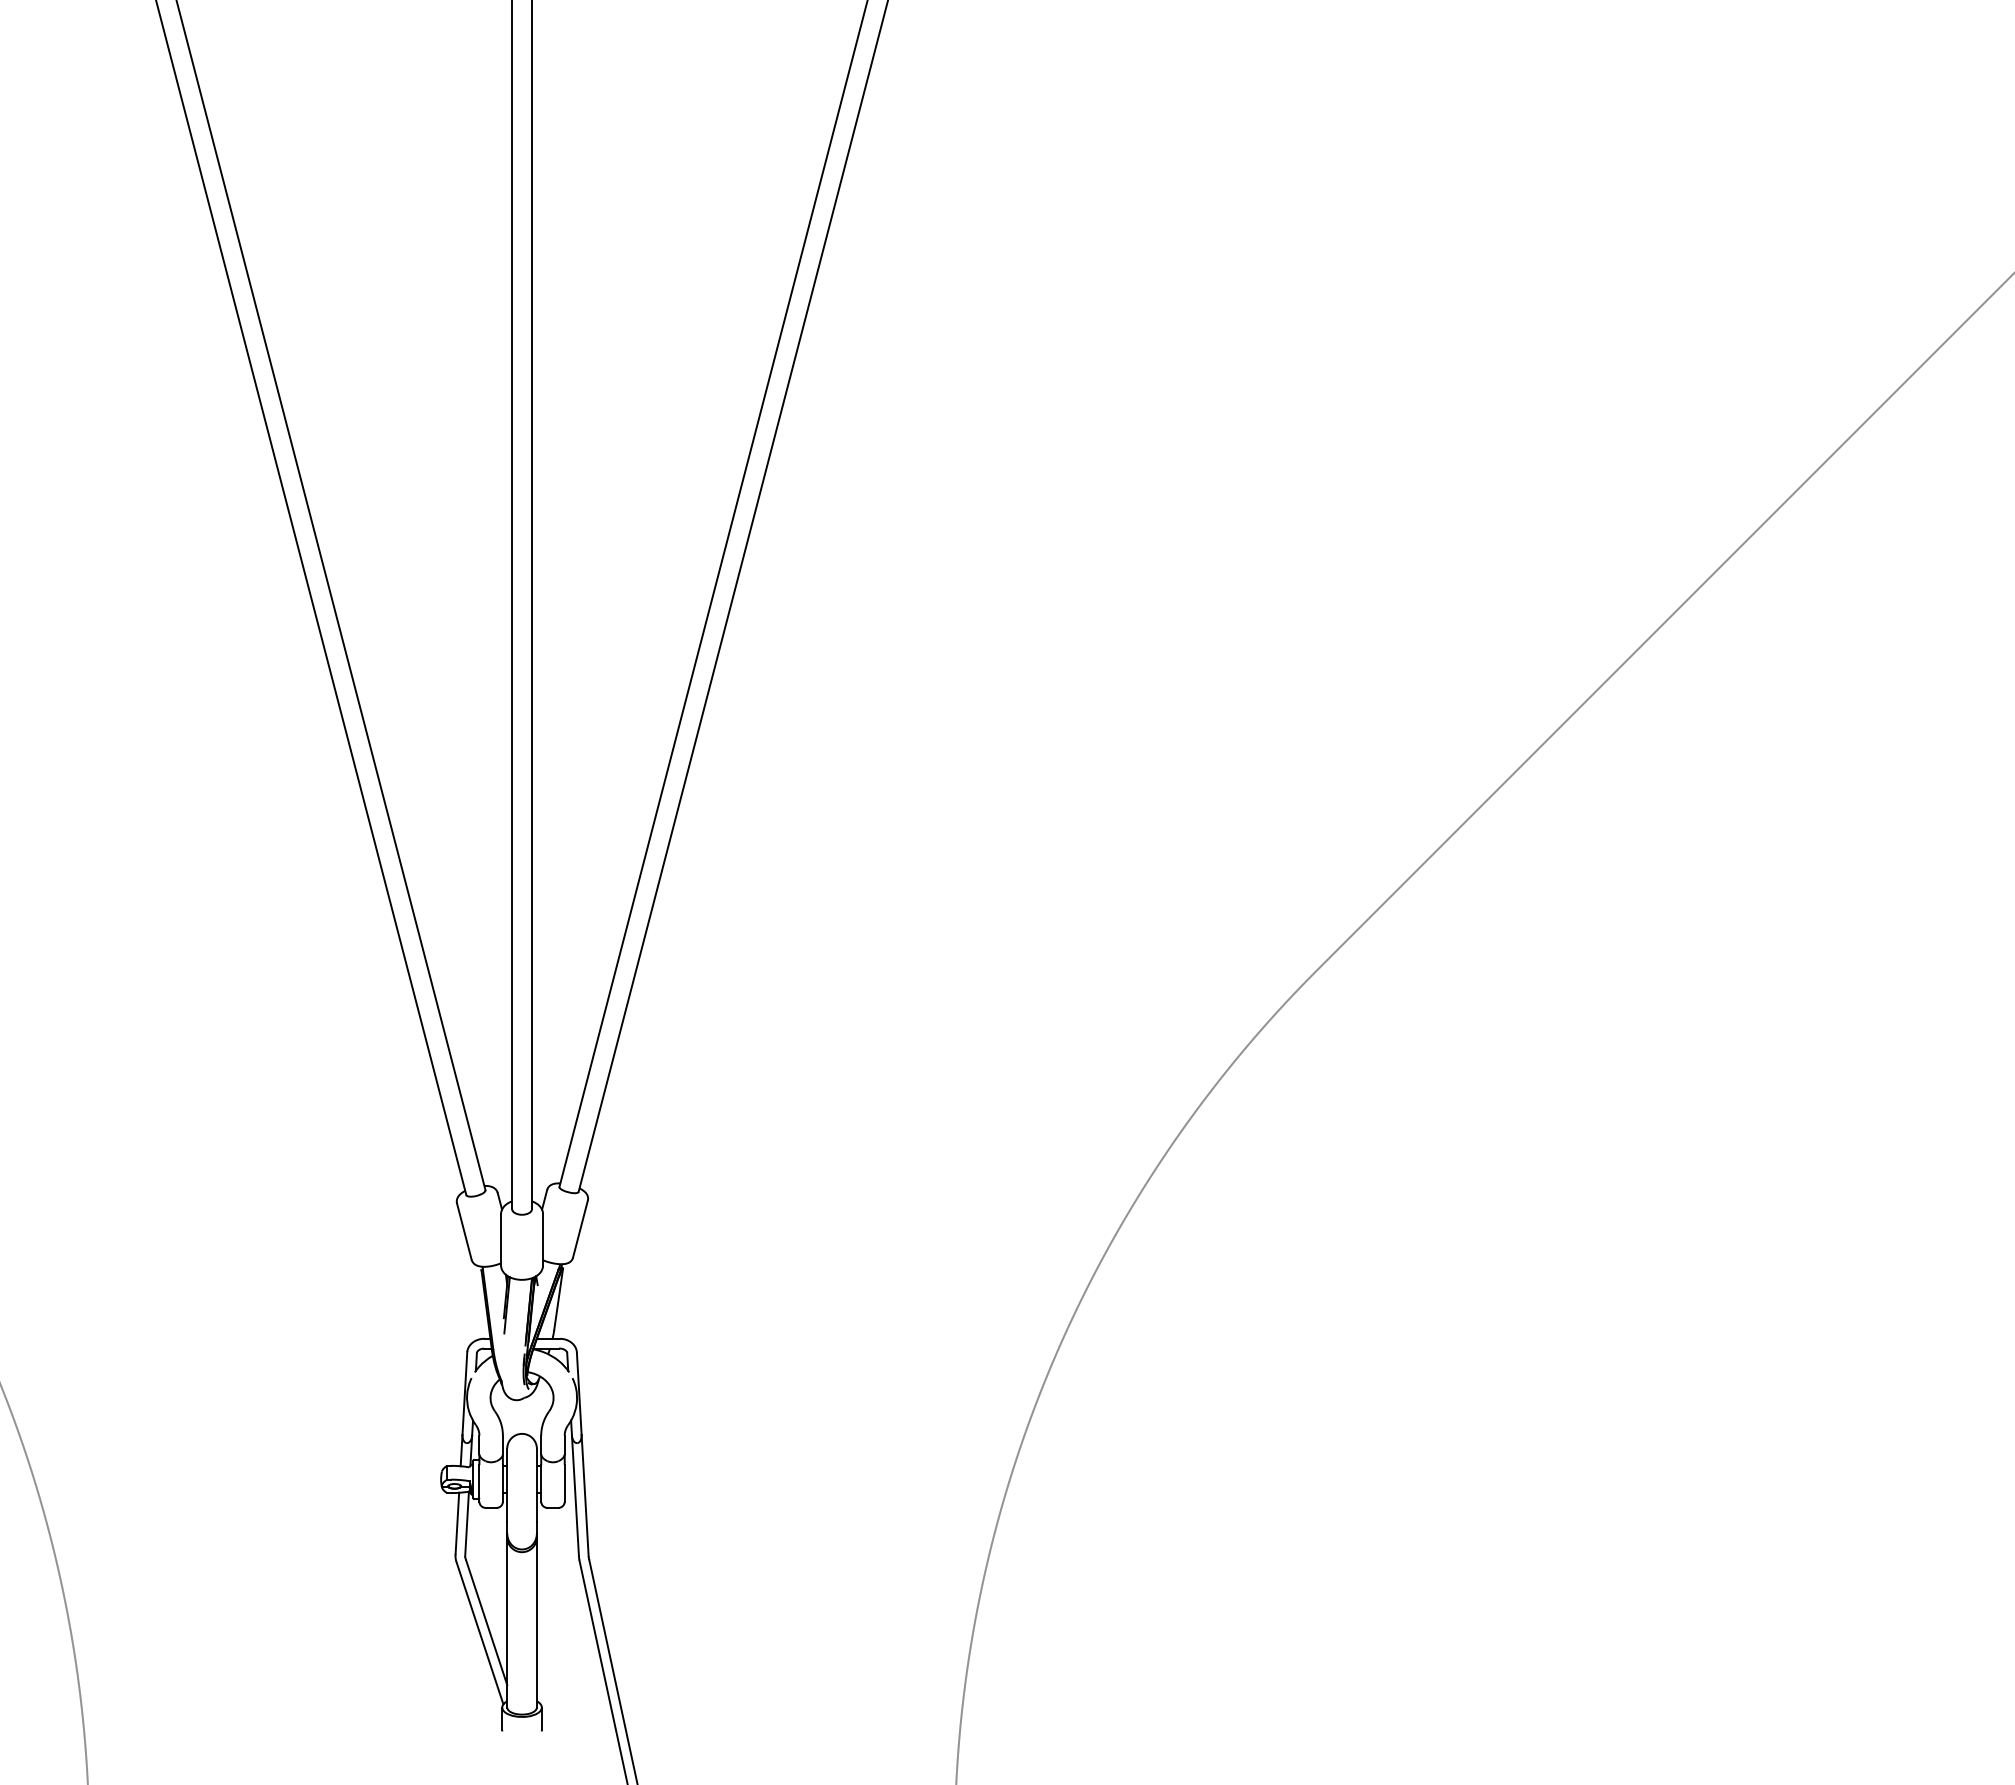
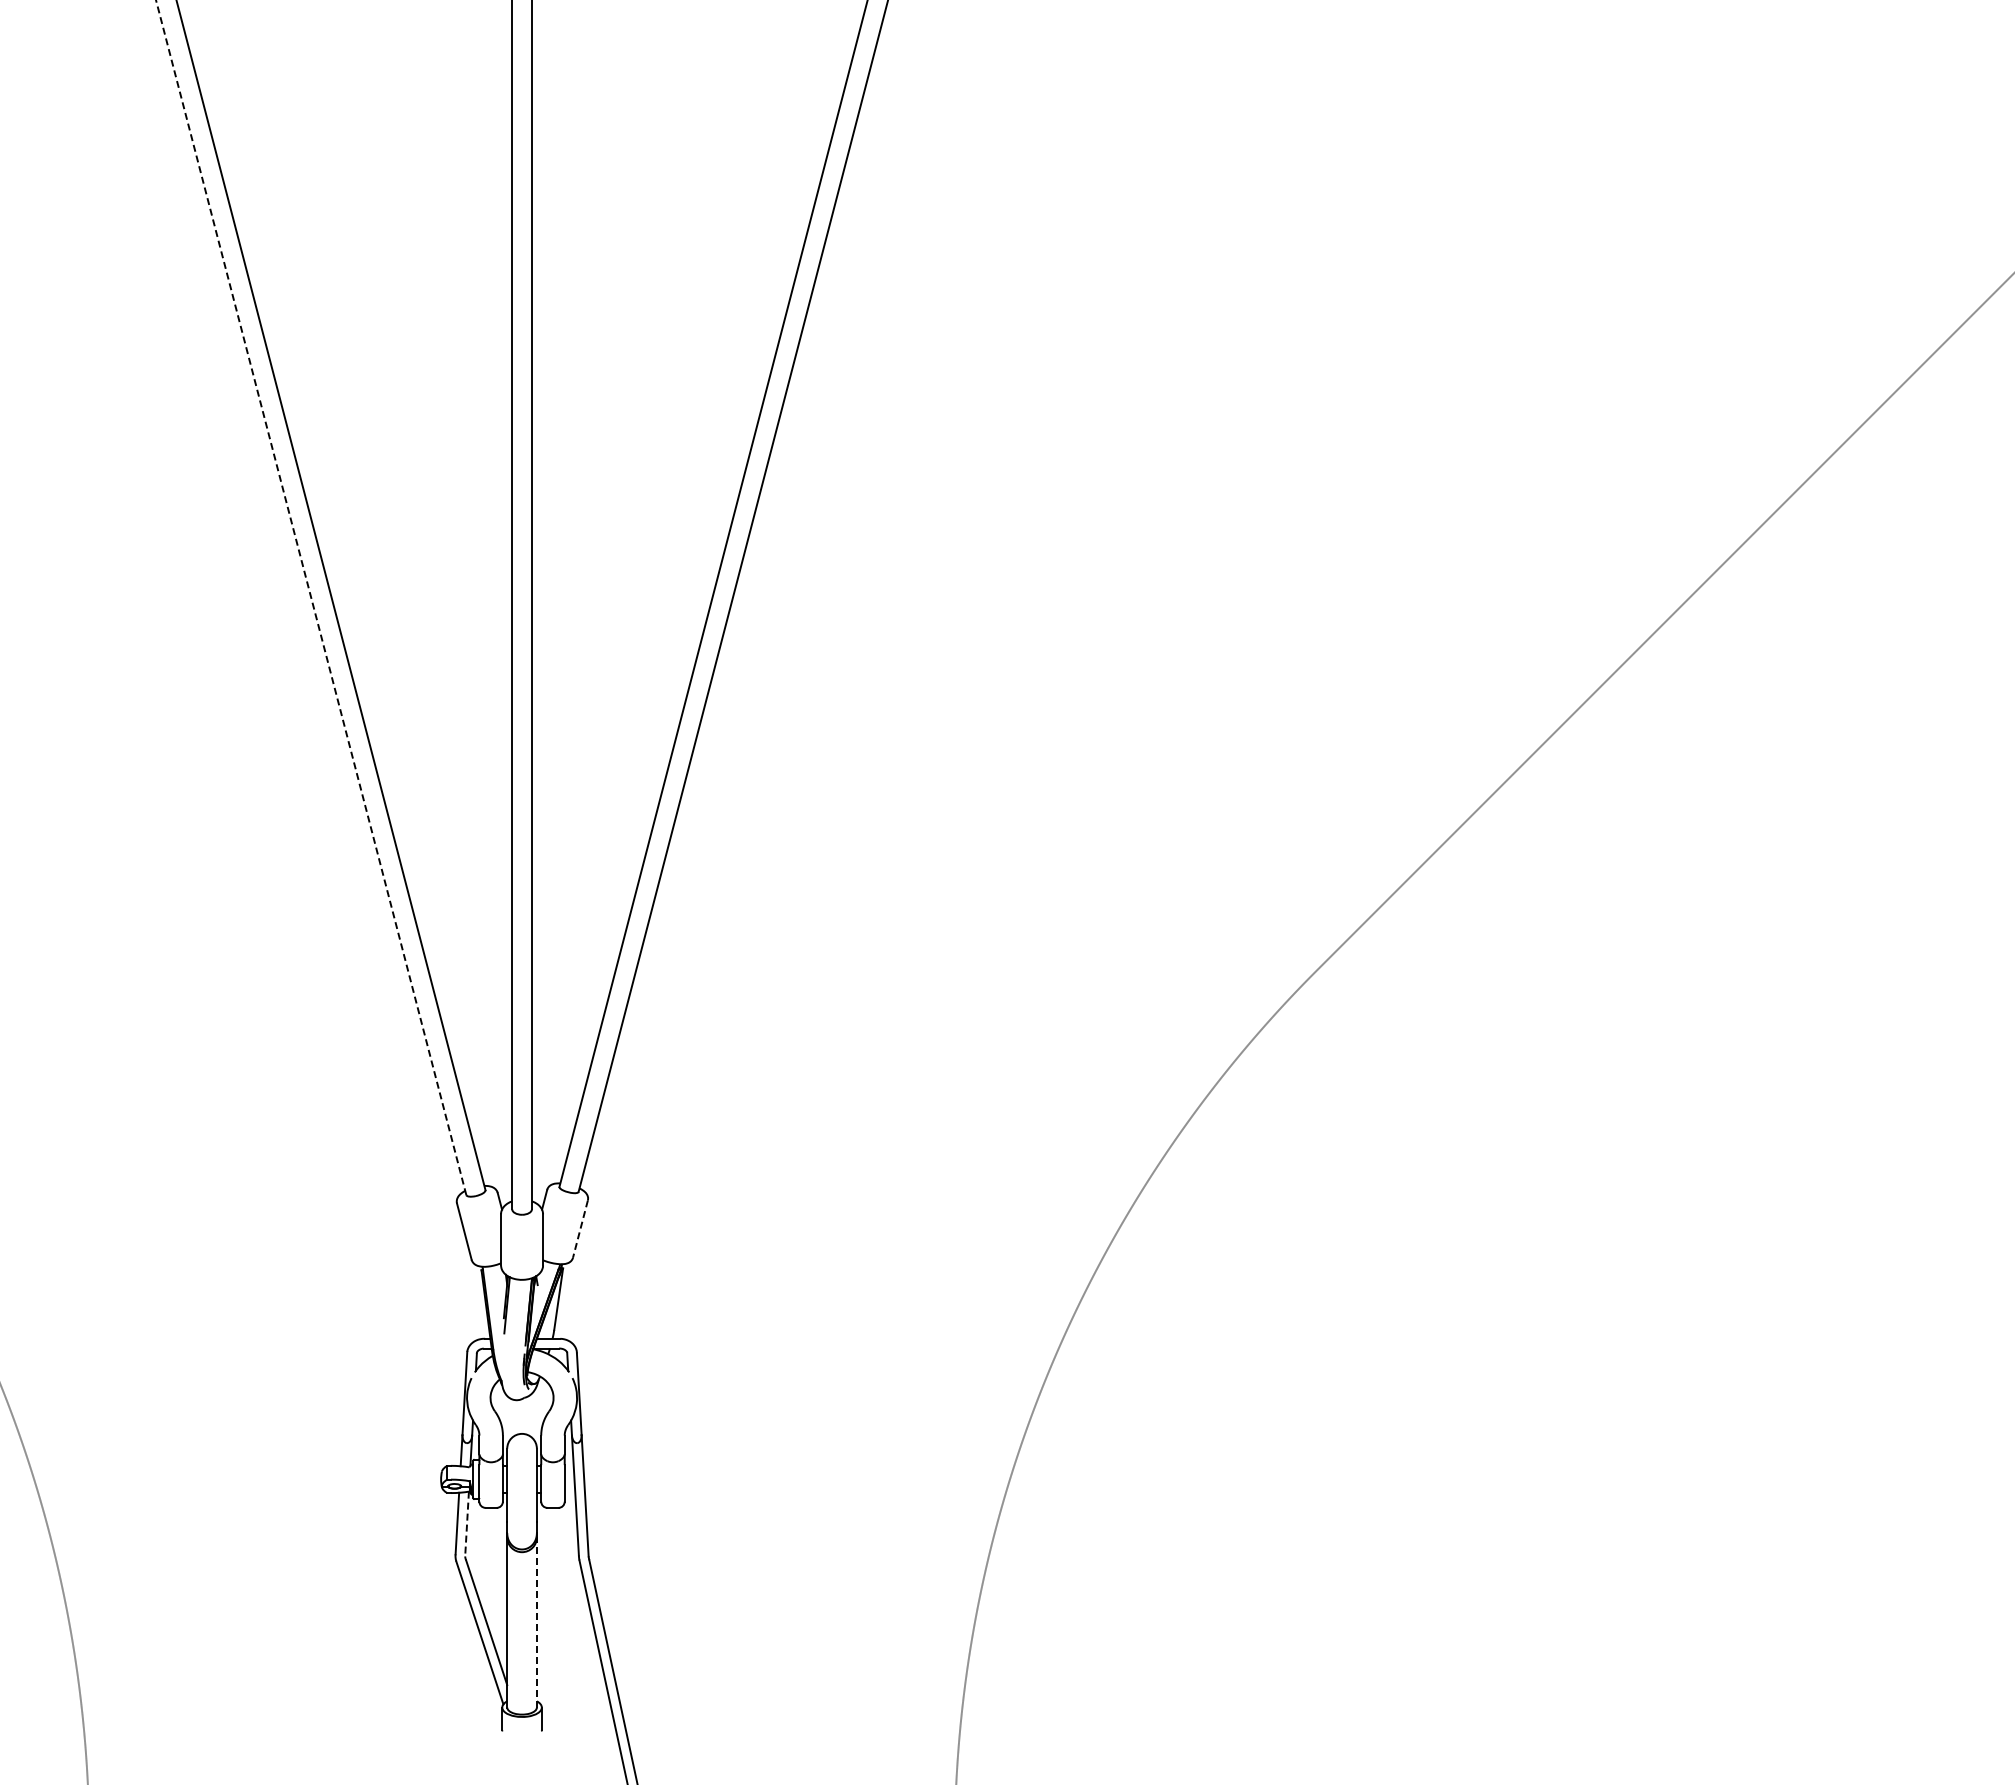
line: solid -> dashed (311, 597)
line: solid -> dashed (580, 1229)
line: solid -> dashed (467, 1524)
line: solid -> dashed (536, 1621)
